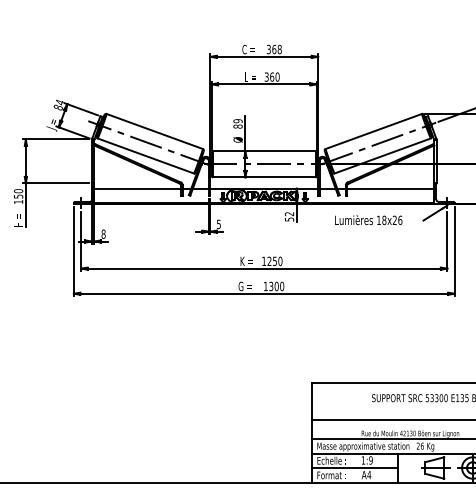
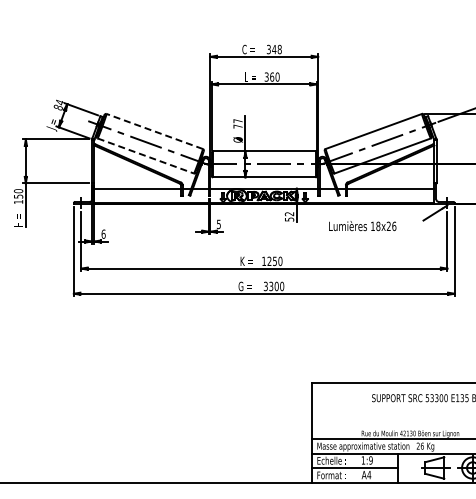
text: 368 -> 348 (274, 49)
text: 89 -> 77 (237, 123)
line: solid -> dashed (154, 131)
line: solid -> dashed (146, 156)
text position: (368, 220) -> (362, 226) (362, 226)
text: 8 -> 6 (103, 233)
text: 1300 -> 3300 (265, 286)
line: present -> none (392, 420)
